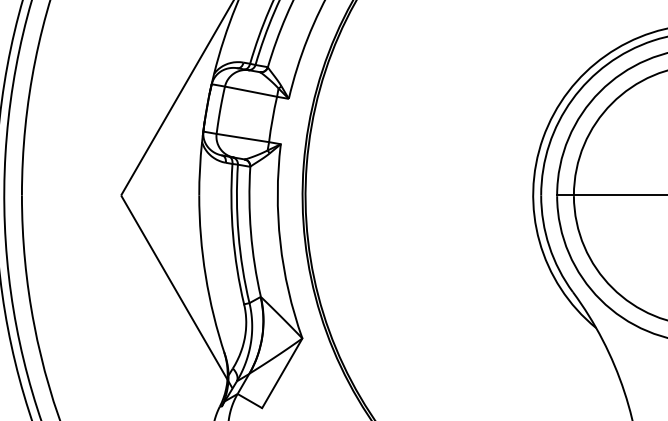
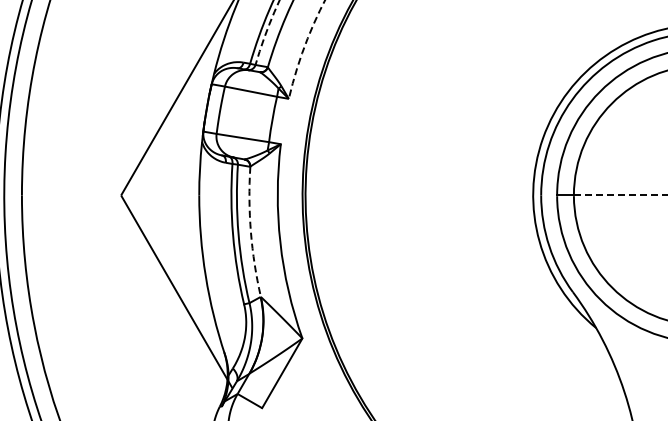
arc: solid -> dashed (266, 32)
arc: solid -> dashed (303, 48)
line: solid -> dashed (620, 195)
arc: solid -> dashed (250, 232)
